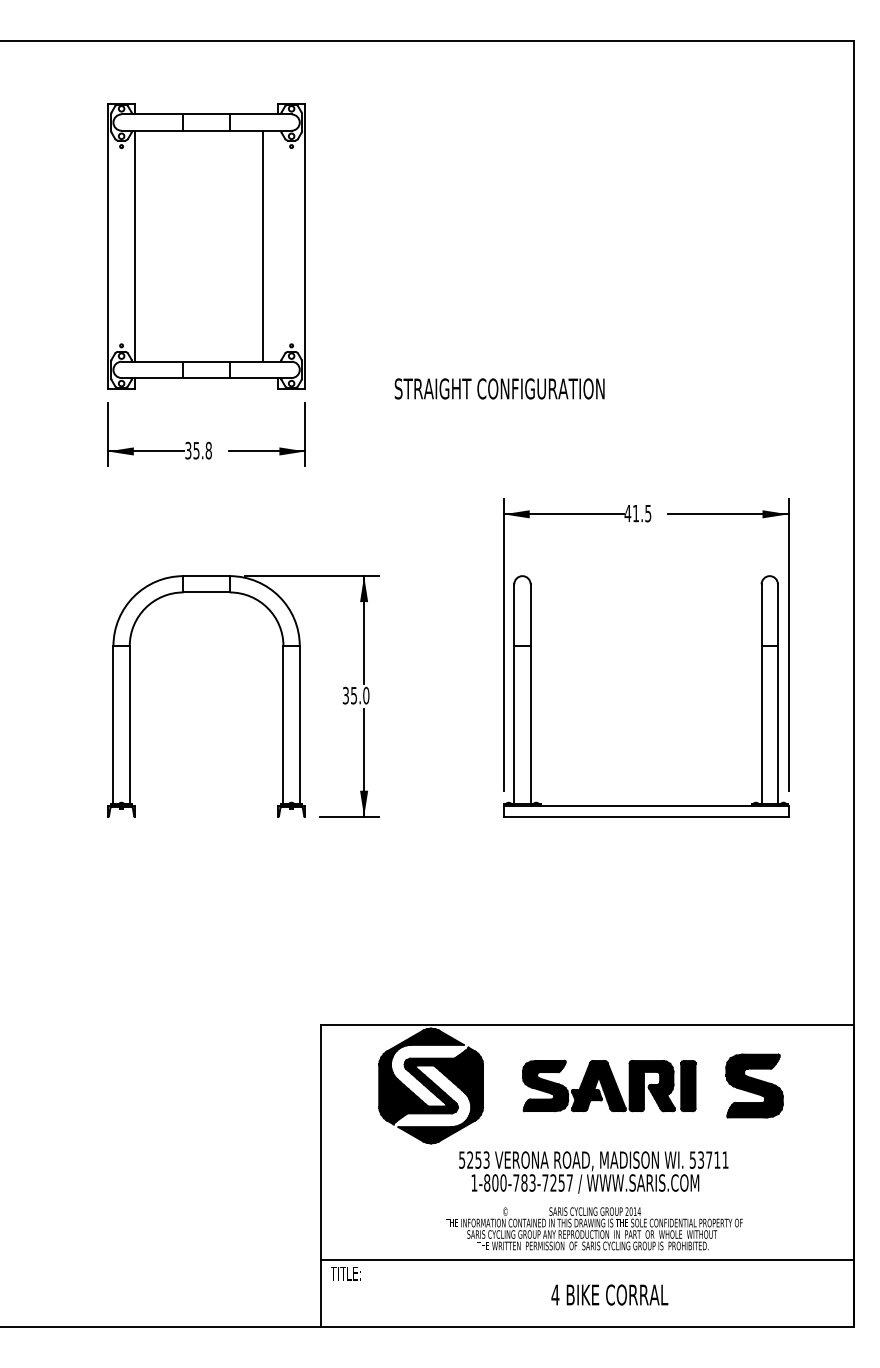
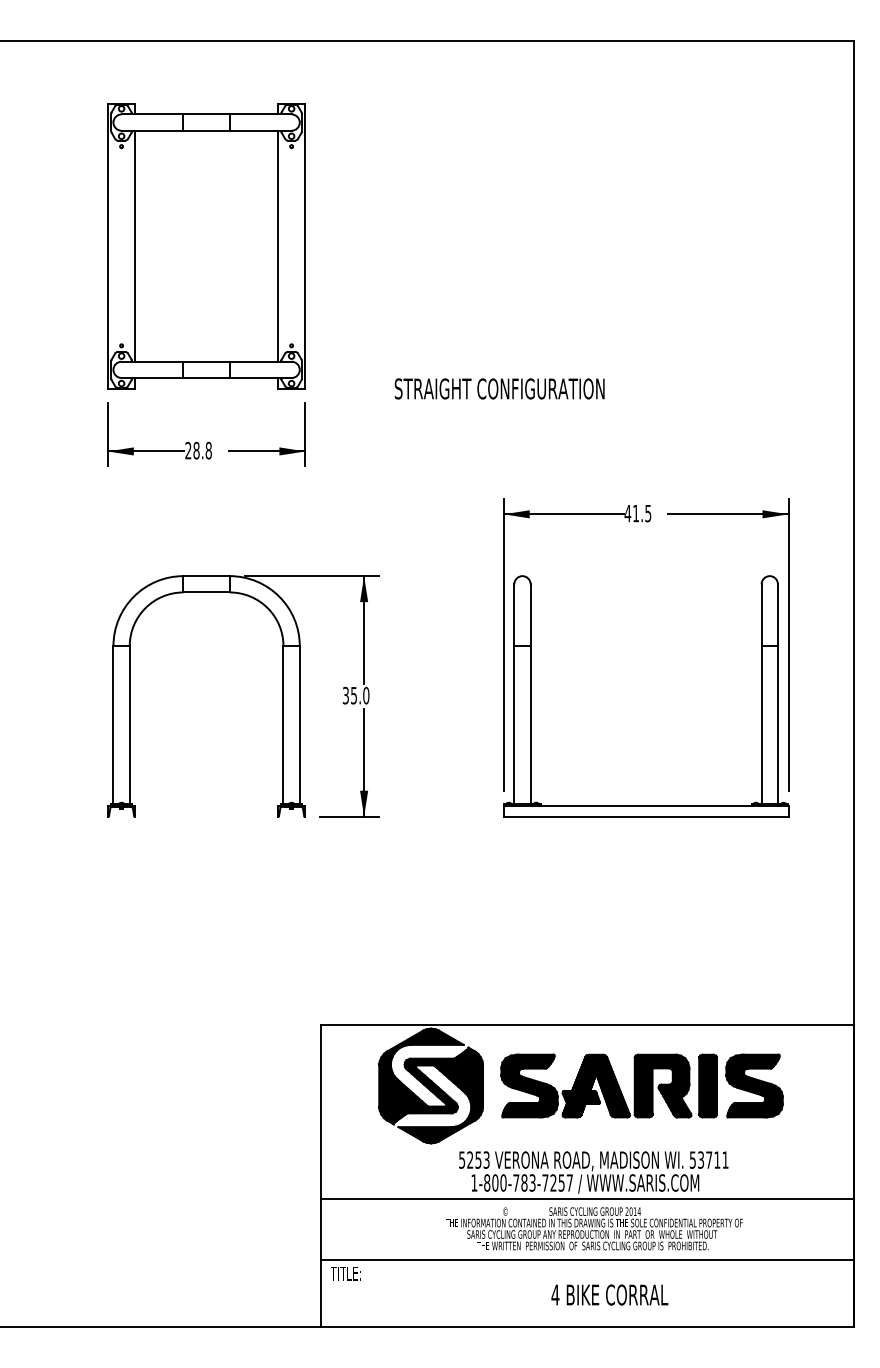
line position: (262, 245) -> (277, 245) (277, 245)
text: 35.8 -> 28.8 (192, 450)
part size: 175x54 px -> 219x66 px (609, 1085)
line: none -> present (587, 1199)
